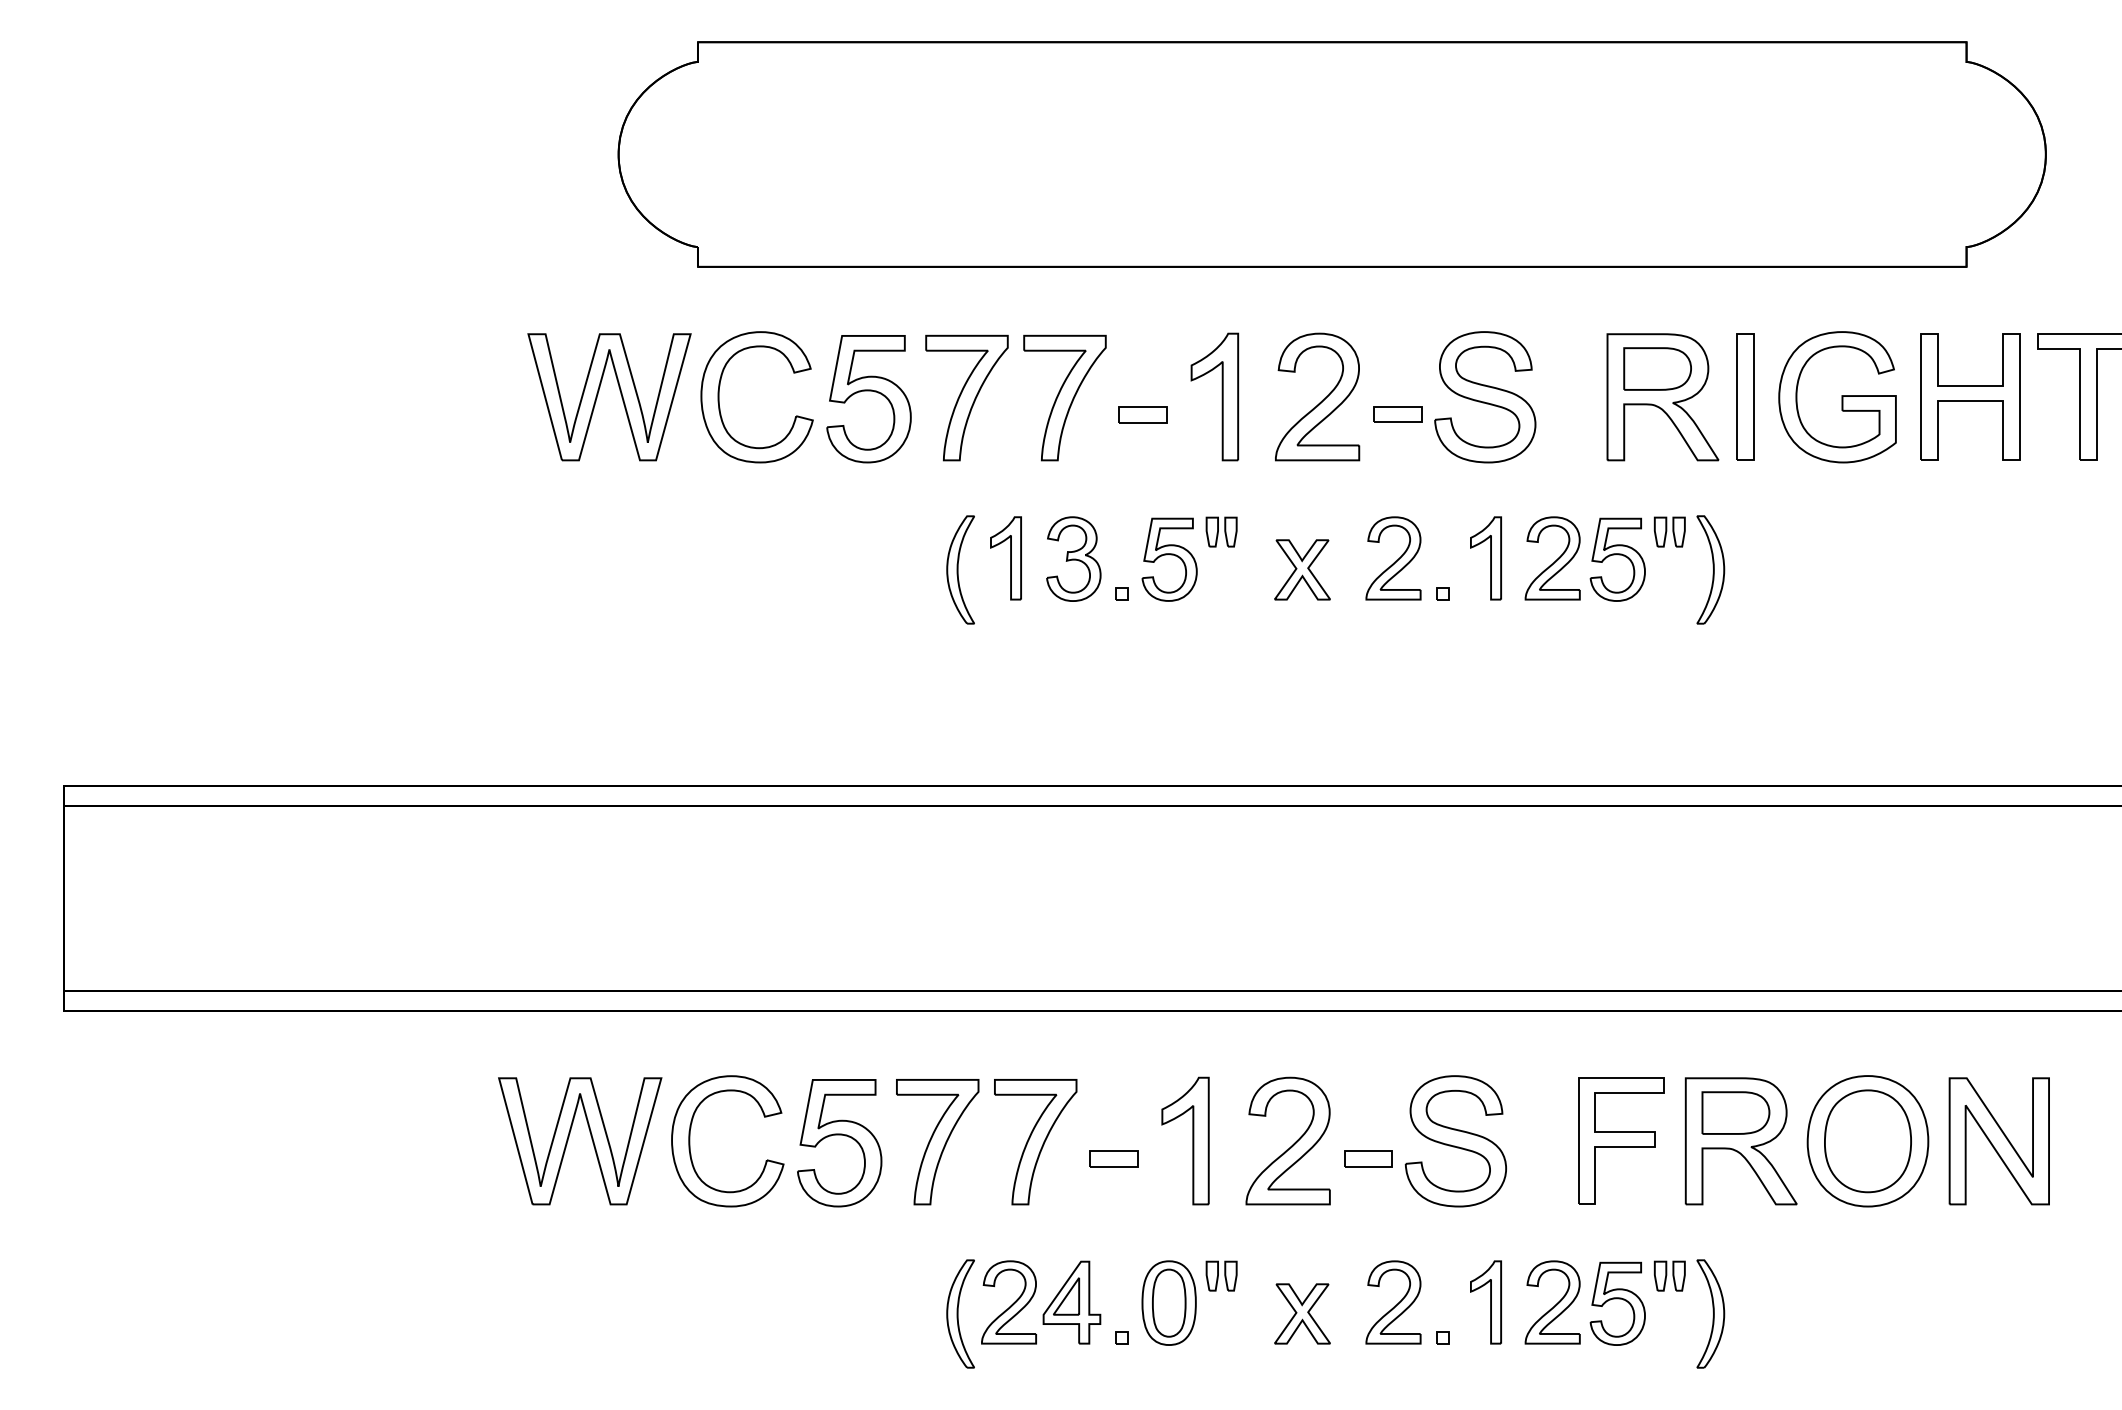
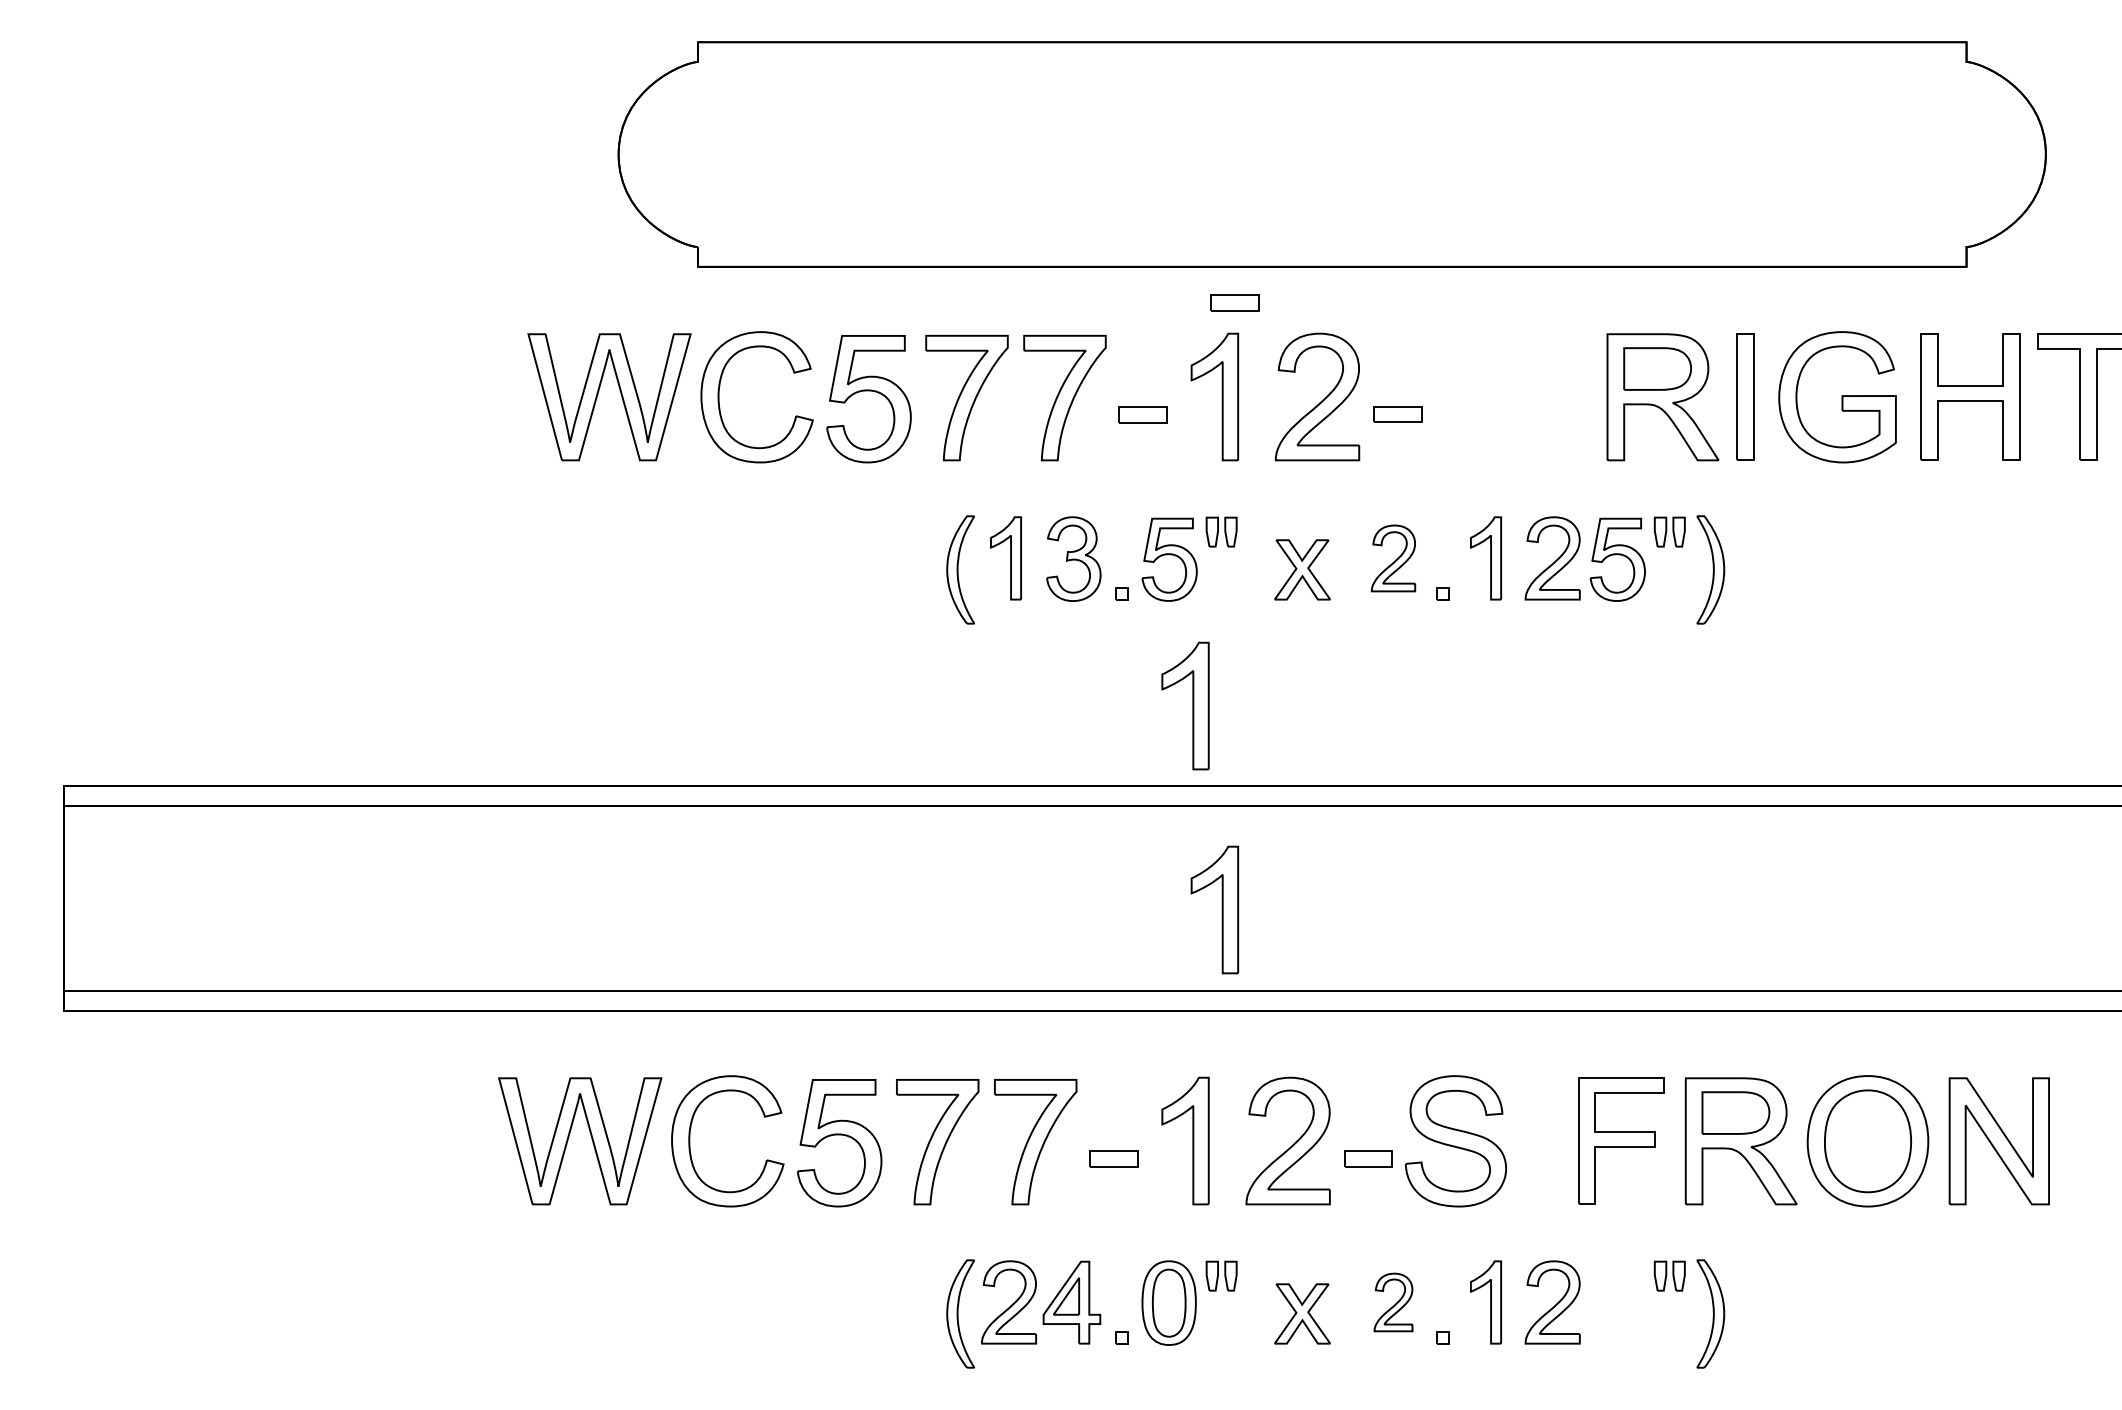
part: none -> present (1234, 302)
part: present -> none (1485, 397)
part size: 57x85 px -> 46x69 px (1393, 558)
part: none -> present (1192, 705)
part: none -> present (1221, 909)
part size: 57x85 px -> 41x61 px (1393, 1302)
part: present -> none (1617, 1303)
